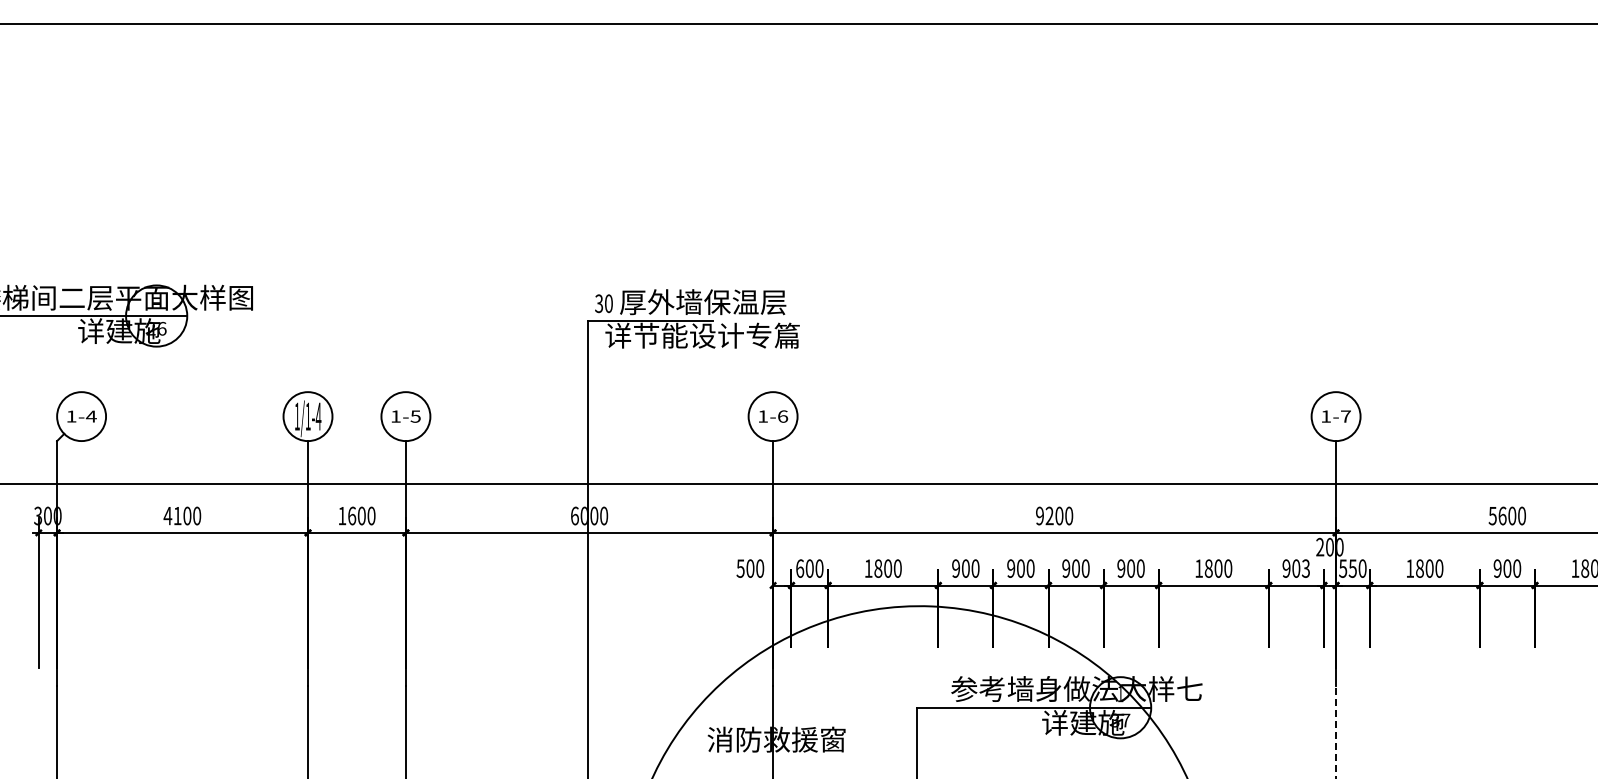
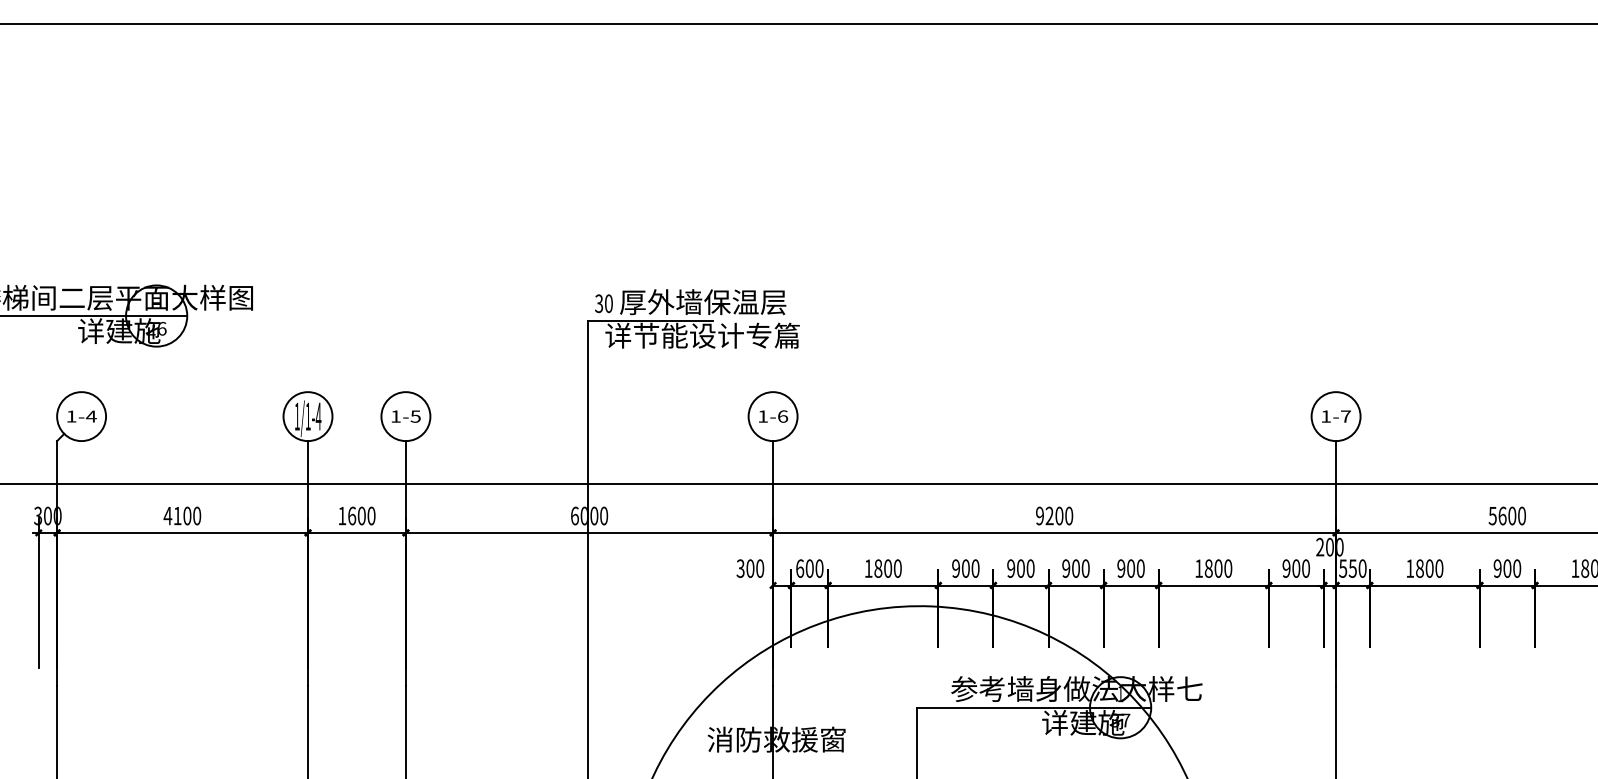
text: 500 -> 300 (740, 568)
text: 903 -> 900 (1305, 568)
line: dashed -> solid (1336, 731)
